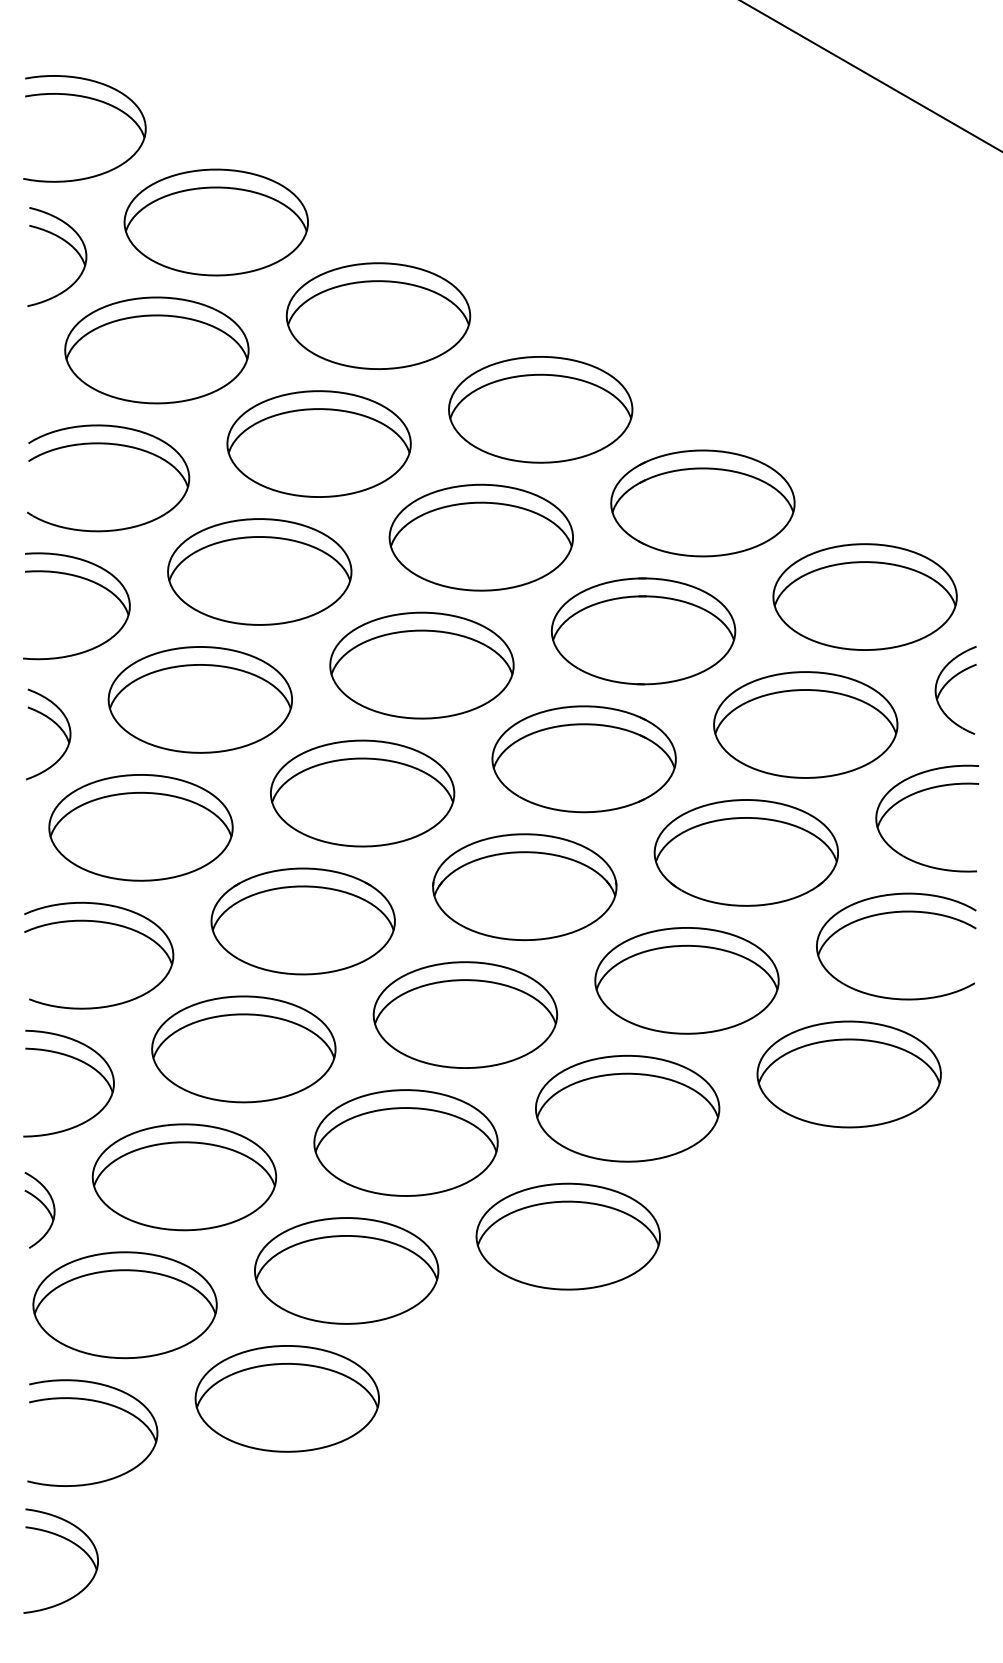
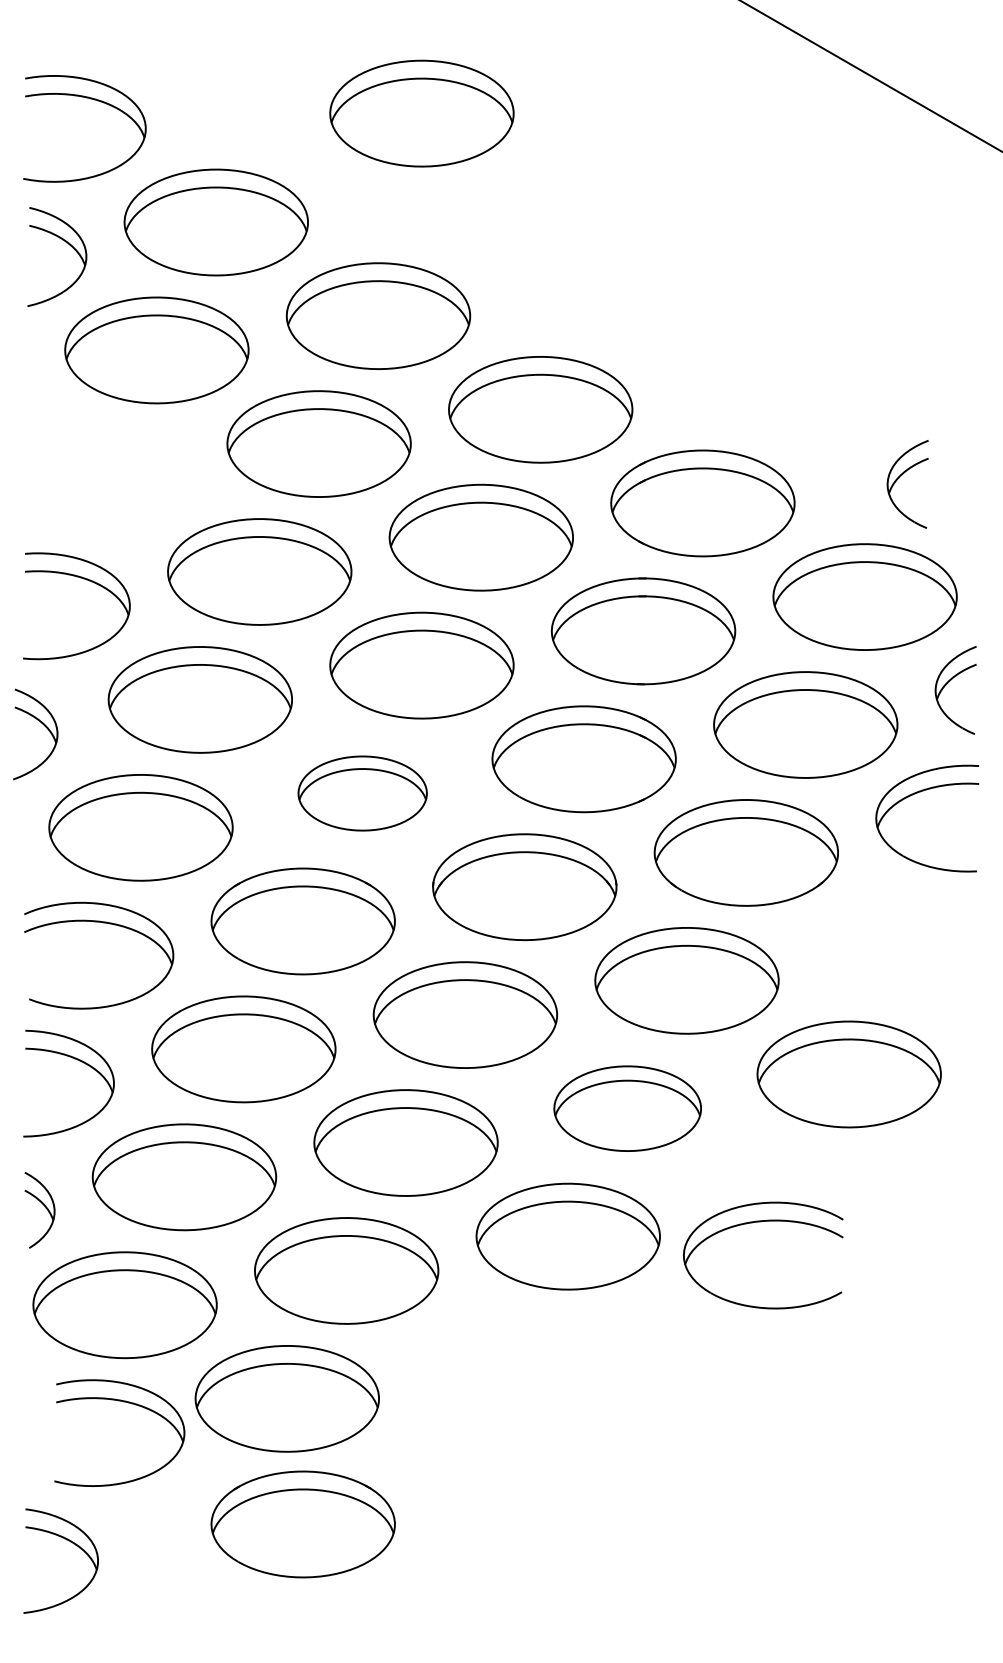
part: none -> present (421, 113)
part: present -> none (113, 445)
part: none -> present (900, 477)
part position: (56, 725) -> (43, 725) (43, 725)
part size: 186x109 px -> 131x77 px (362, 793)
part position: (894, 913) -> (761, 1222) (761, 1222)
part size: 186x109 px -> 149x87 px (627, 1108)
part position: (96, 1402) -> (123, 1402) (123, 1402)
part: none -> present (302, 1524)
